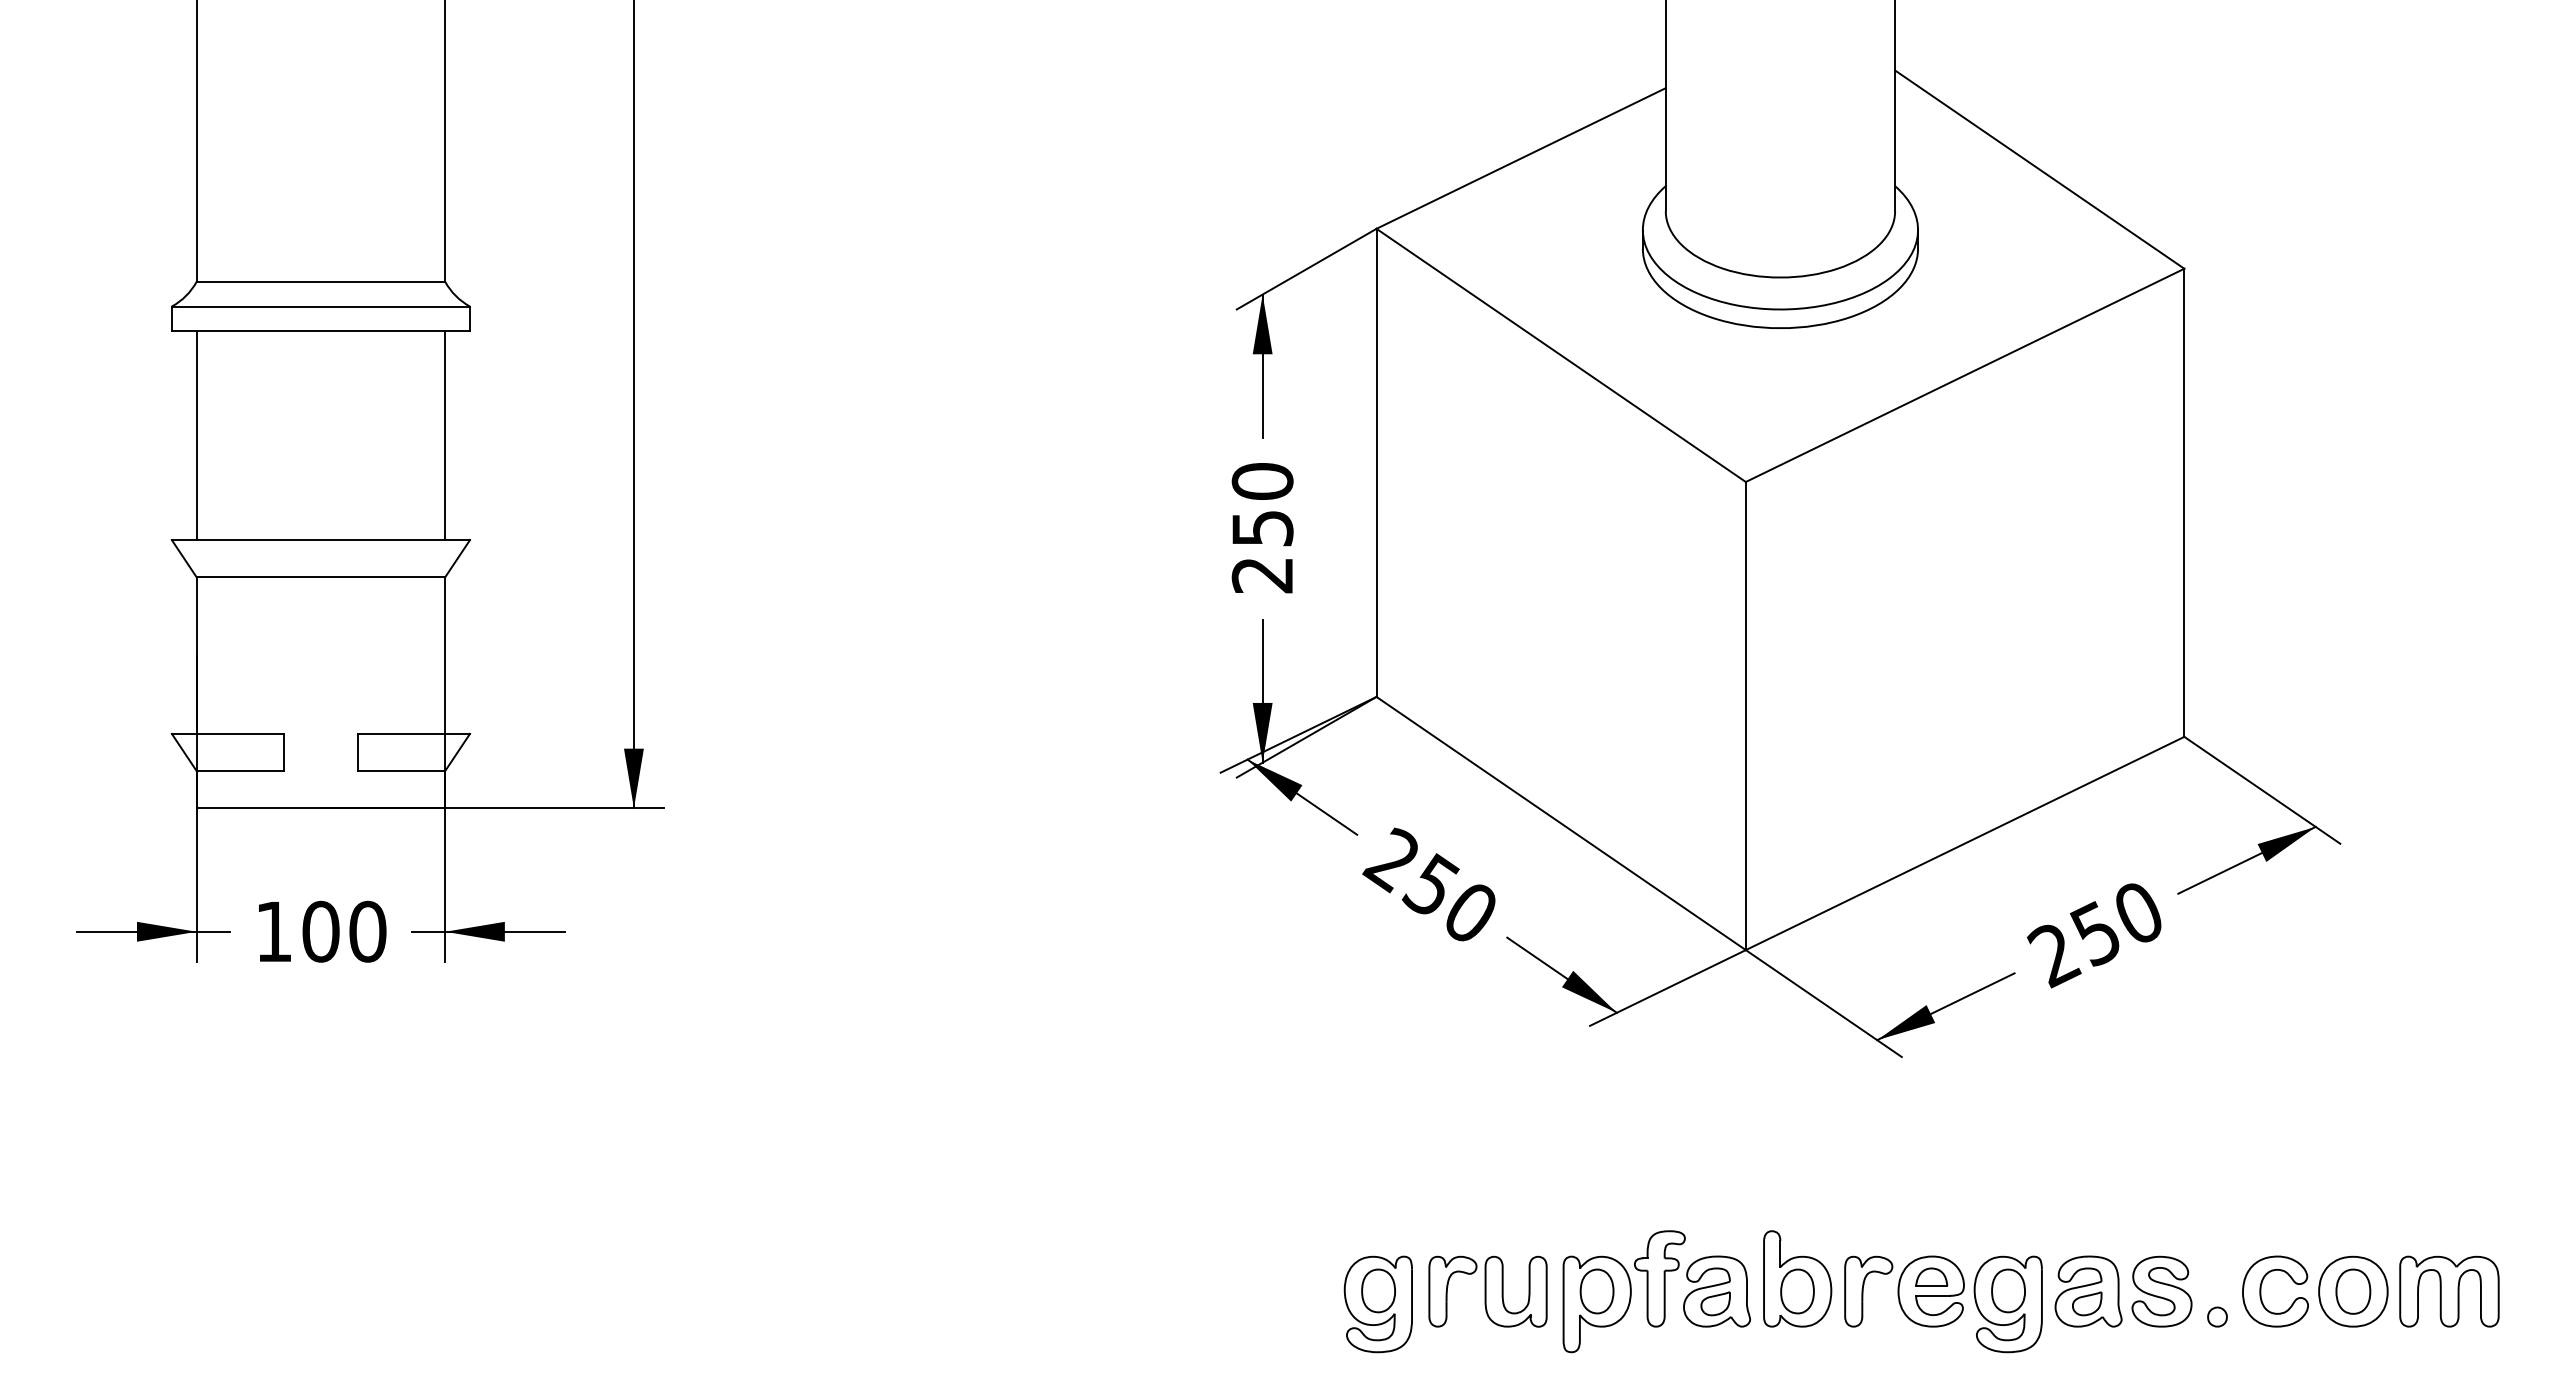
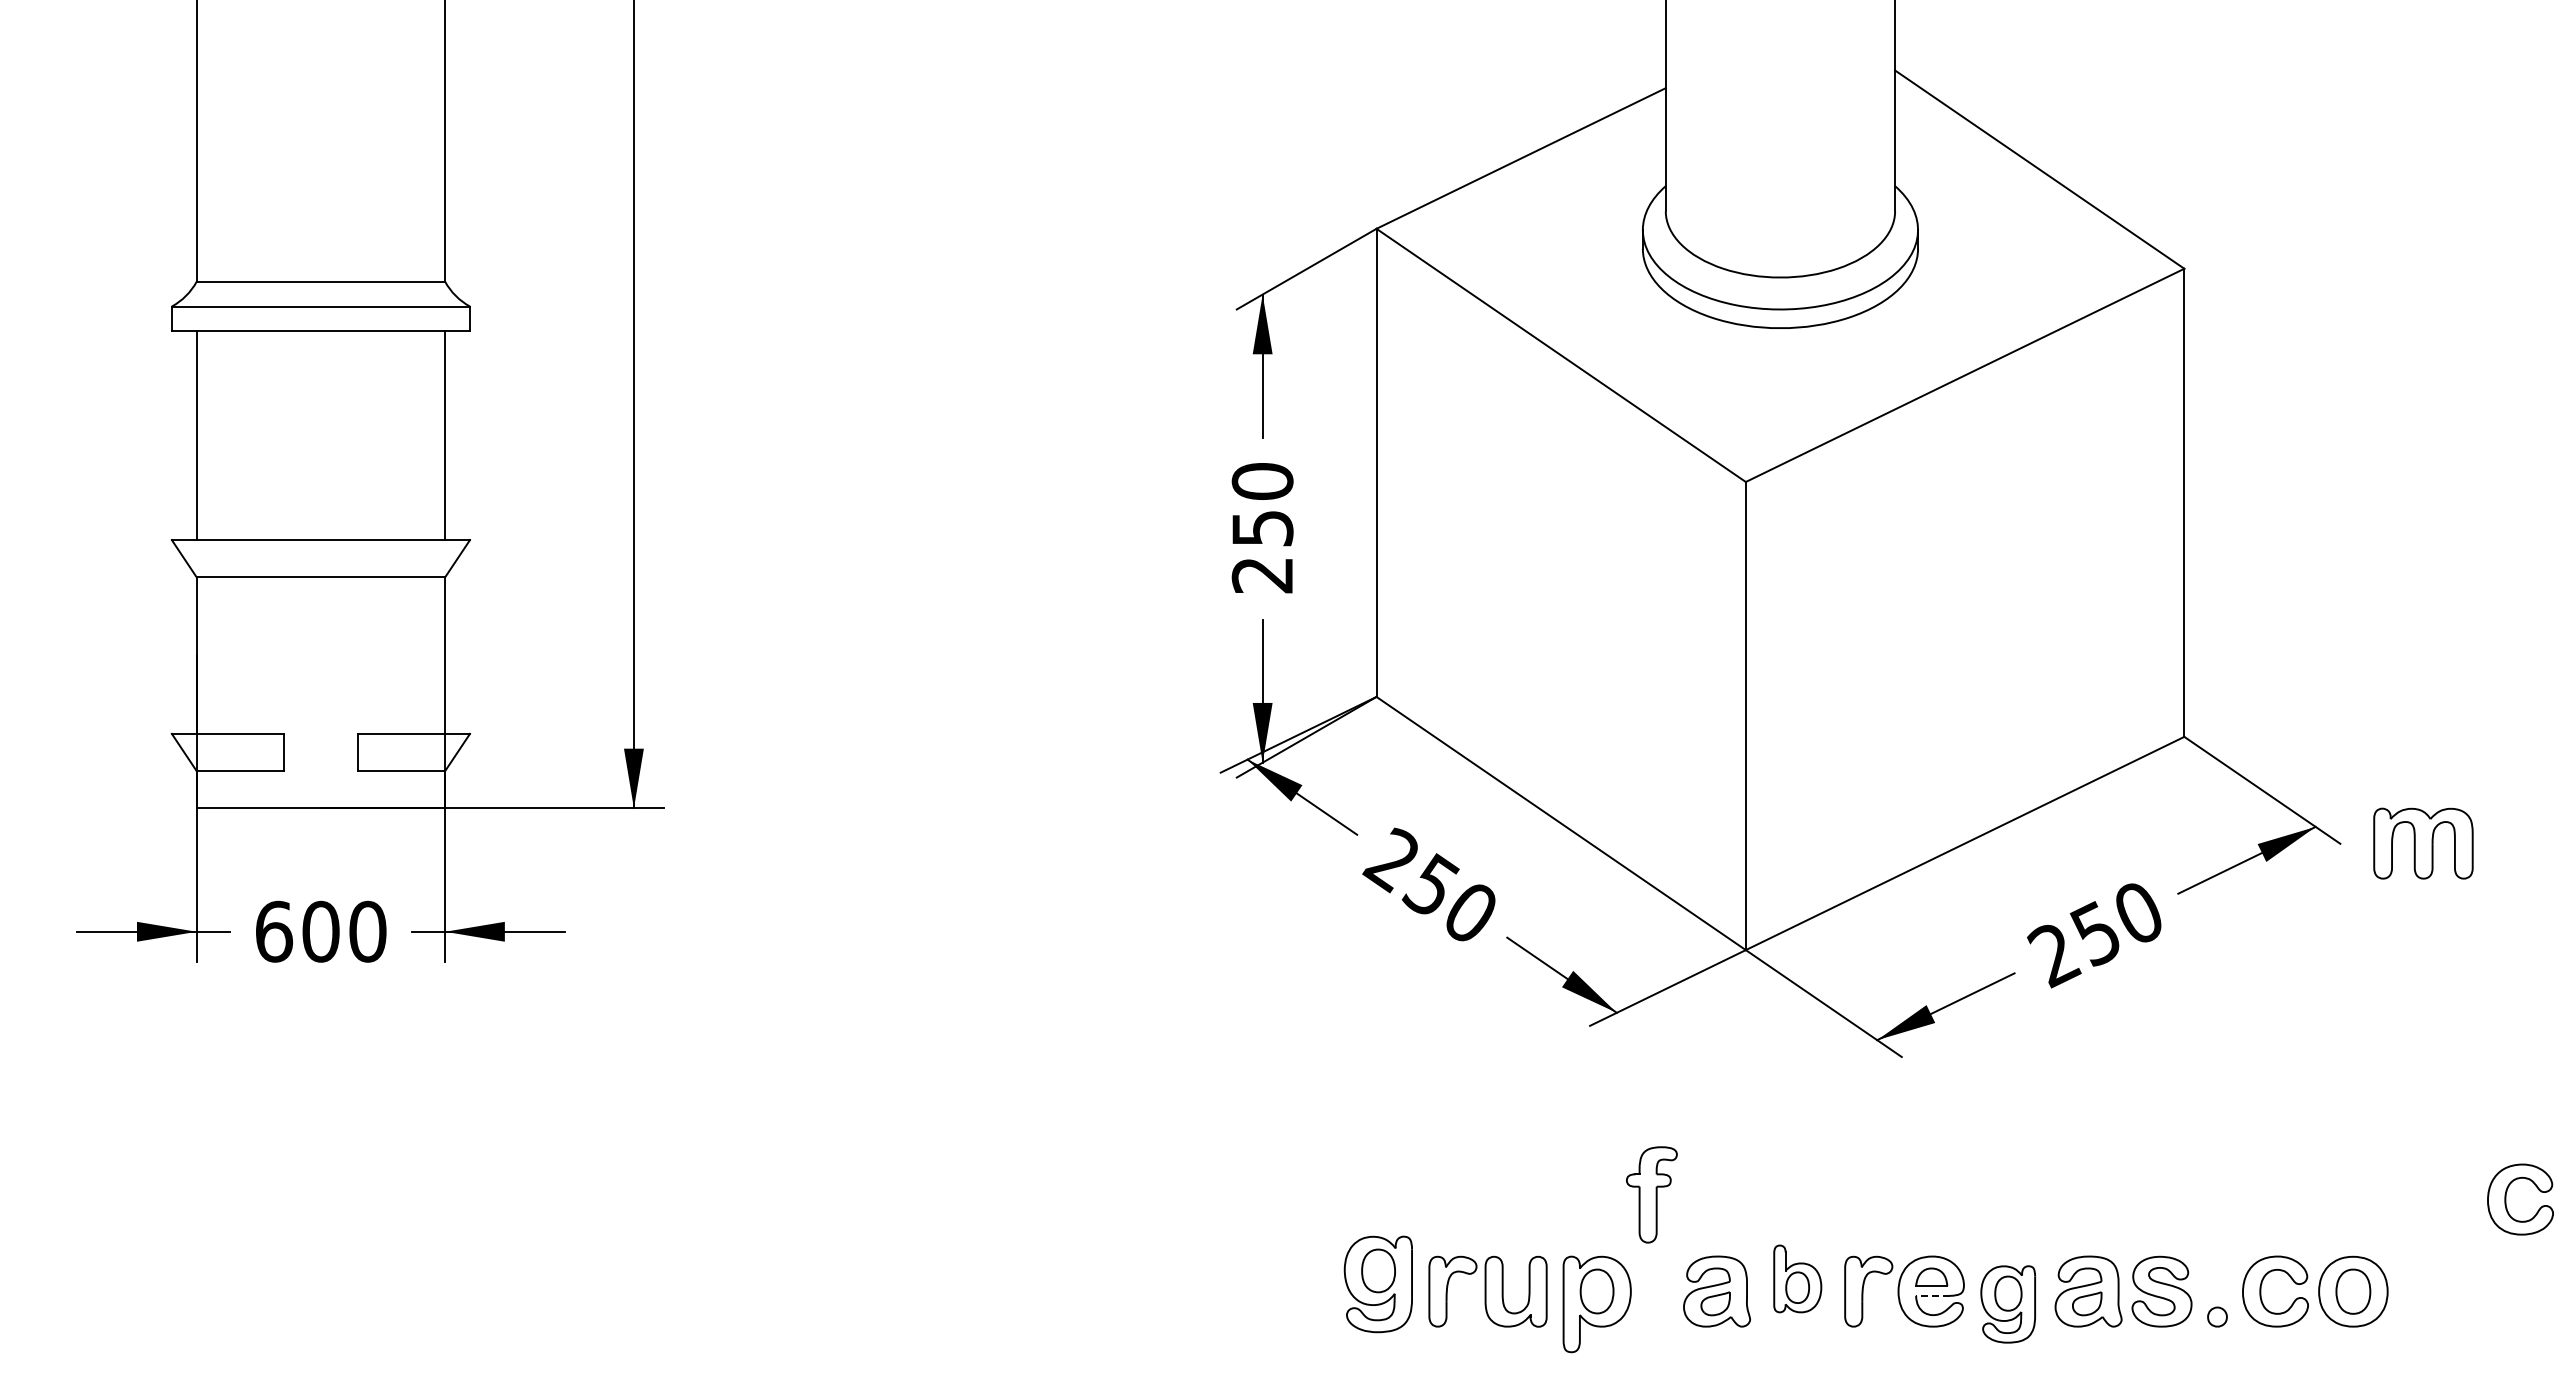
text: 100 -> 600 (274, 931)
part: none -> present (2506, 1199)
part position: (1659, 1278) -> (1651, 1194) (1651, 1194)
part size: 70x98 px -> 50x70 px (1797, 1278)
part position: (2449, 1291) -> (2423, 843) (2423, 843)
line: solid -> dashed (1932, 1295)
part position: (1377, 1304) -> (1377, 1284) (1377, 1284)
part size: 70x99 px -> 56x79 px (2007, 1304)
